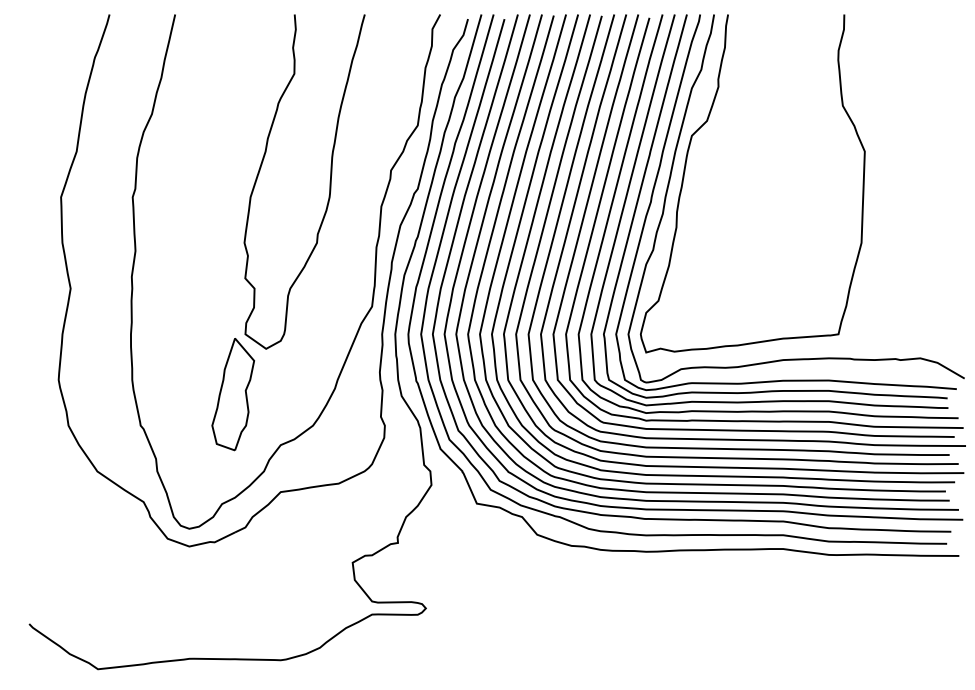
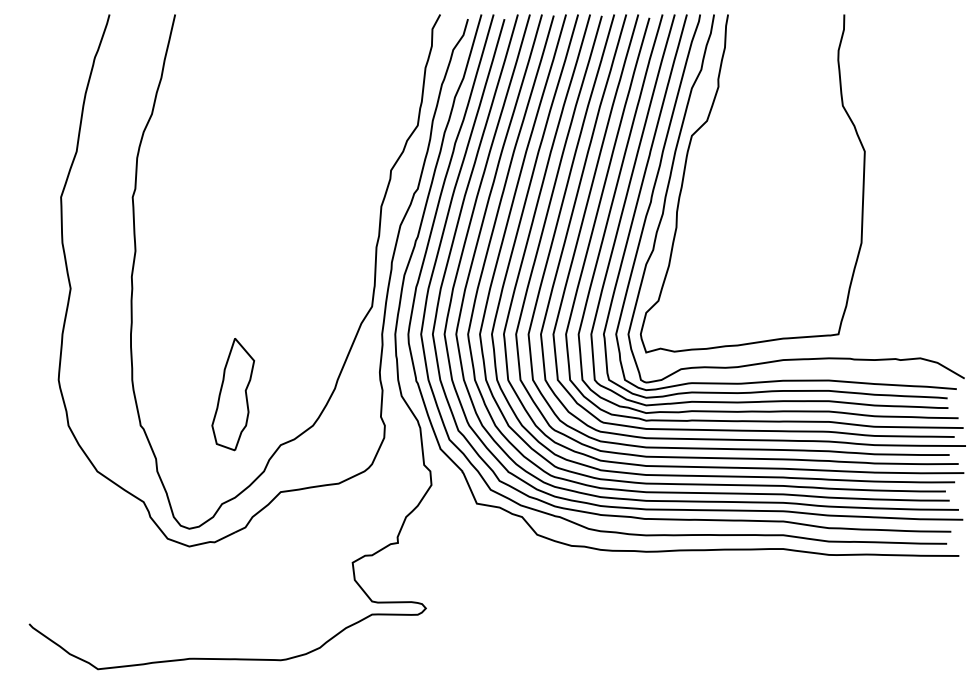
curve: present -> none (329, 181)
